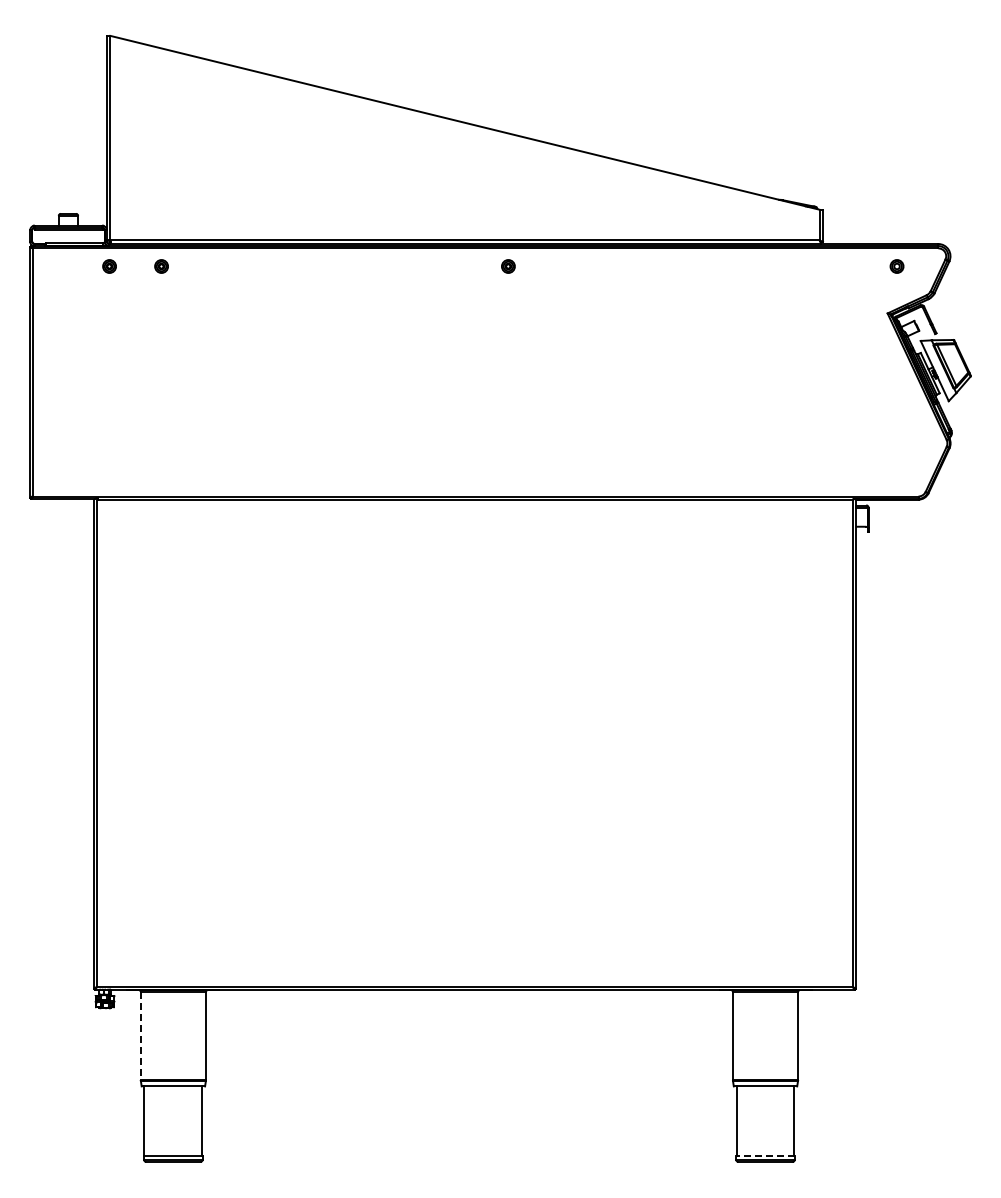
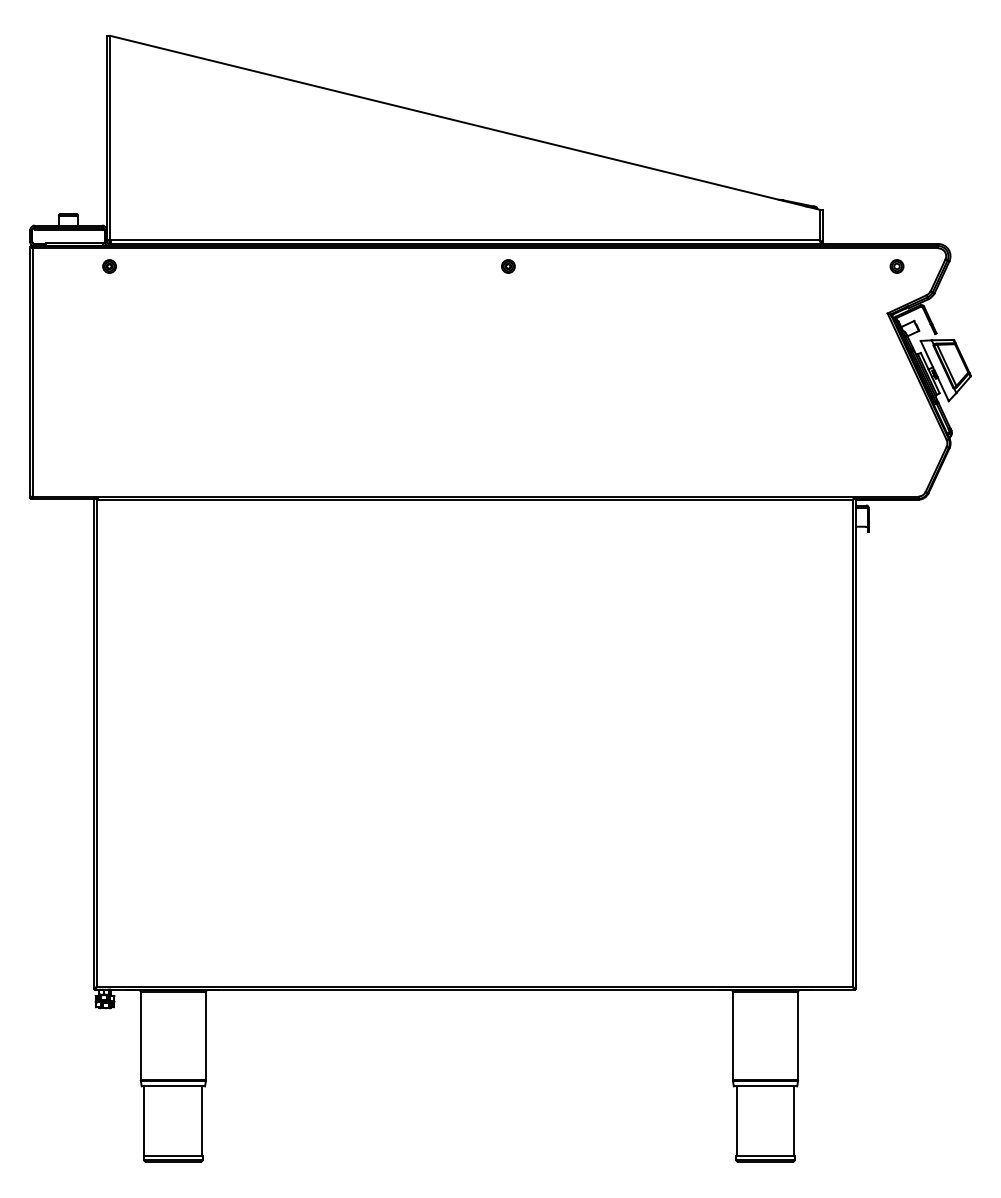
part: present -> none (161, 266)
line: dashed -> solid (140, 1036)
line: dashed -> solid (765, 1155)
